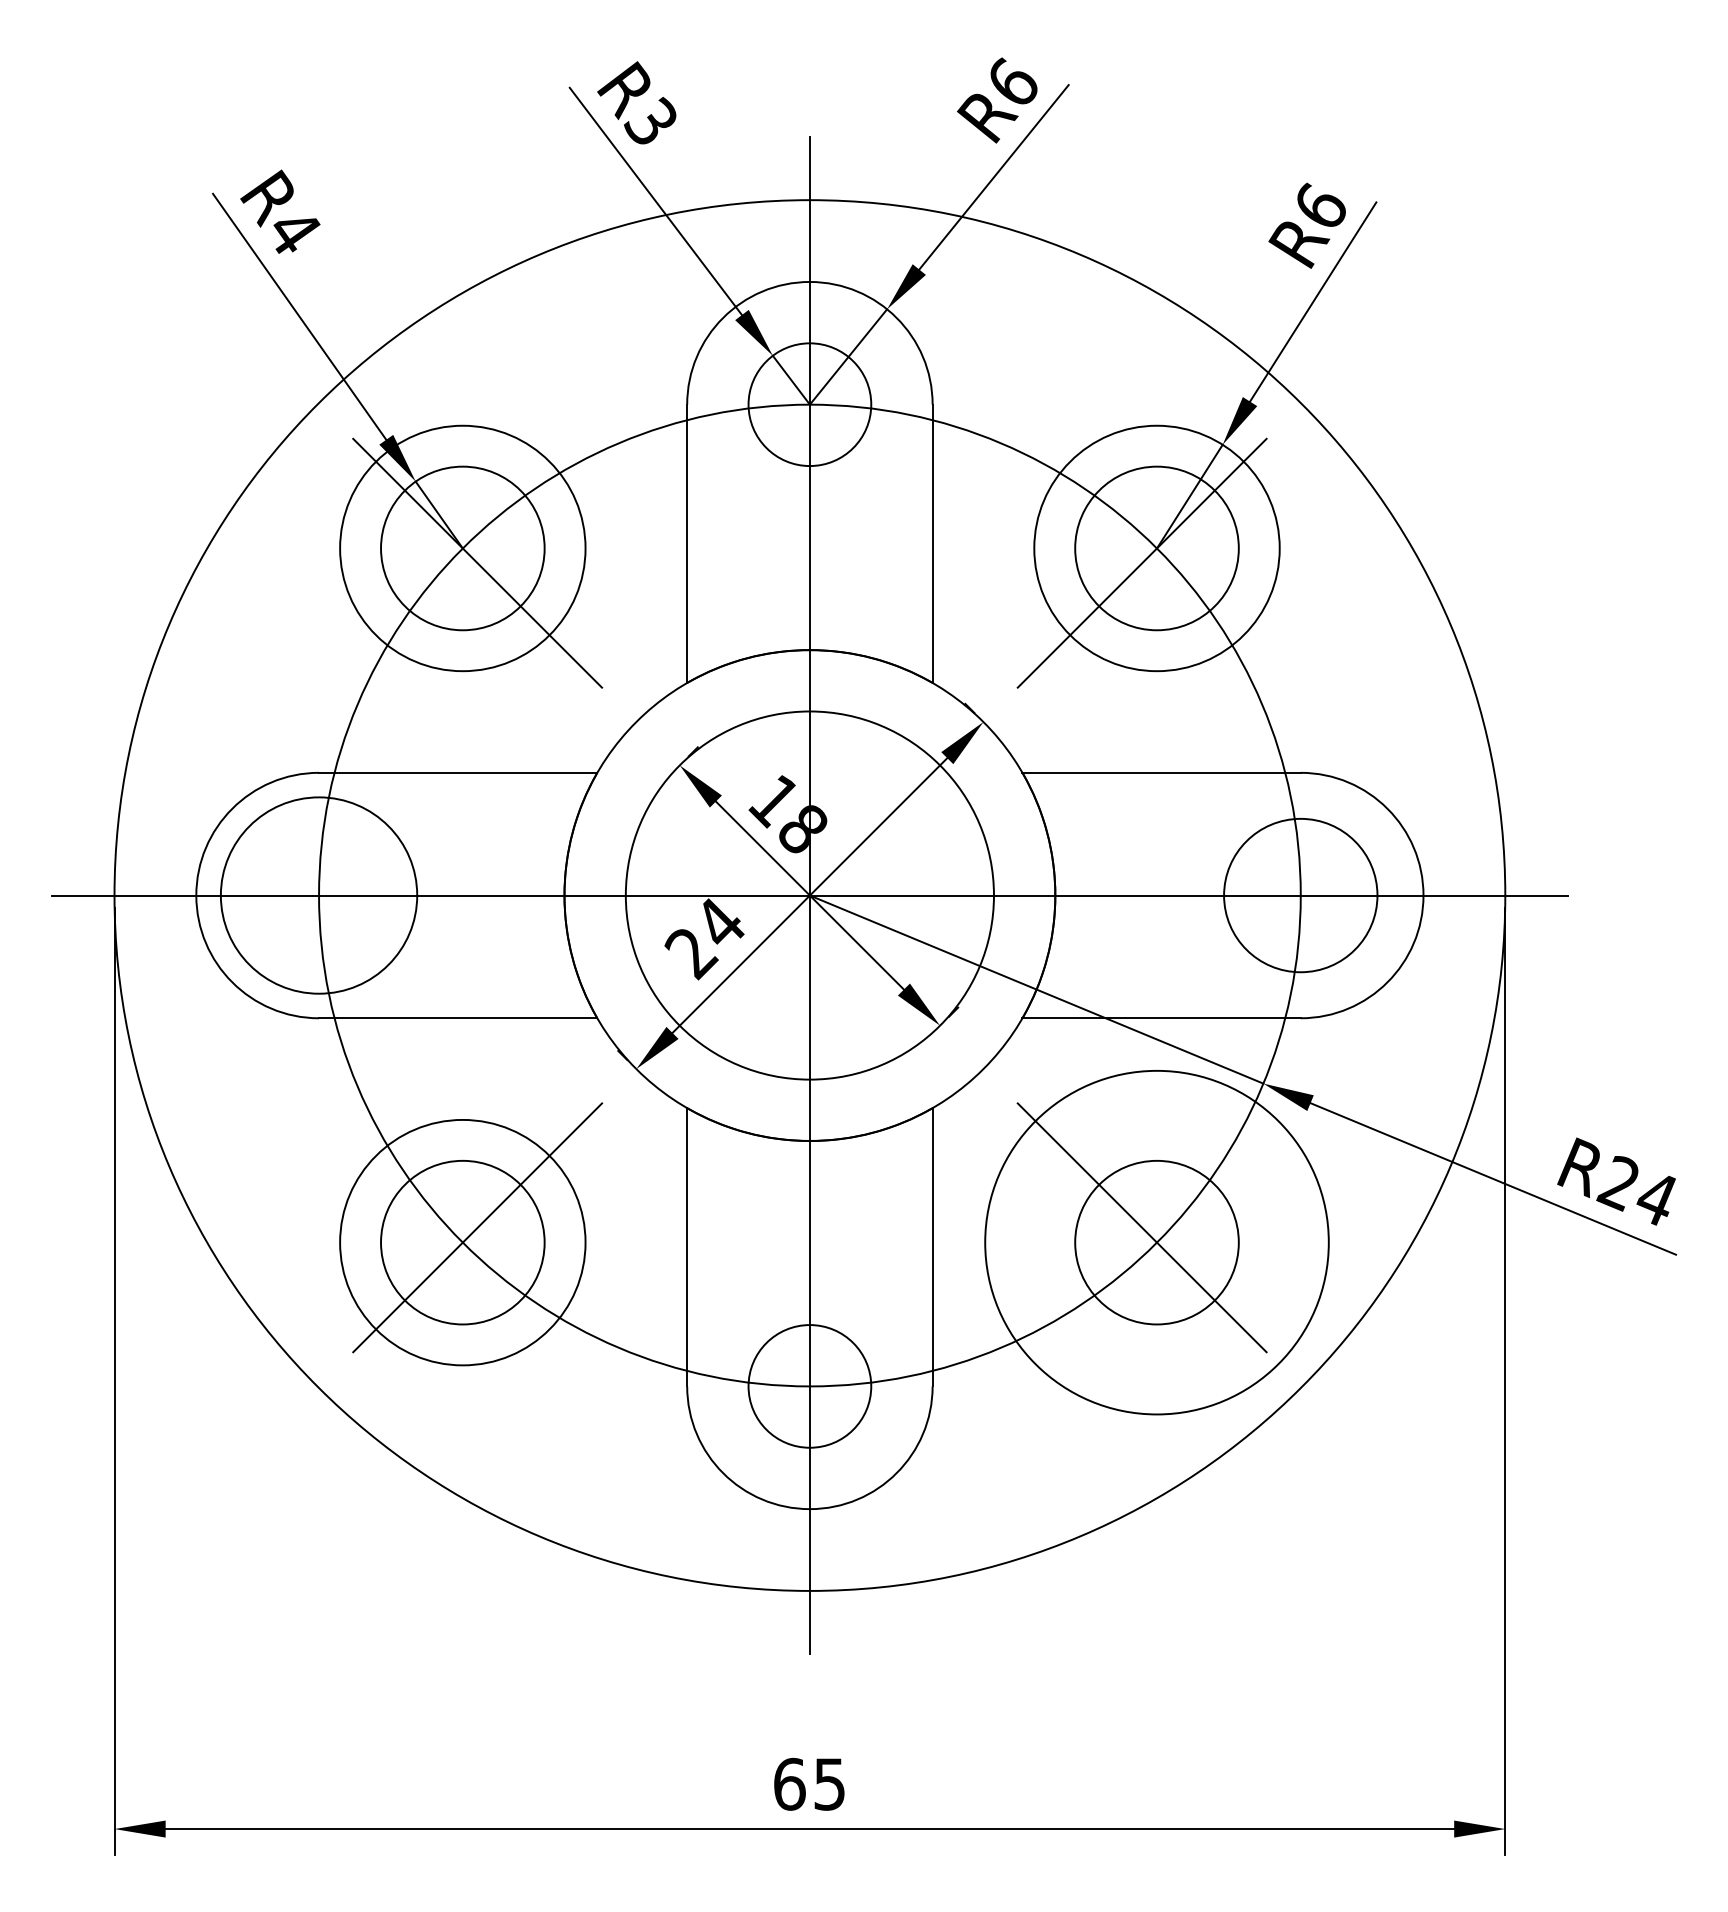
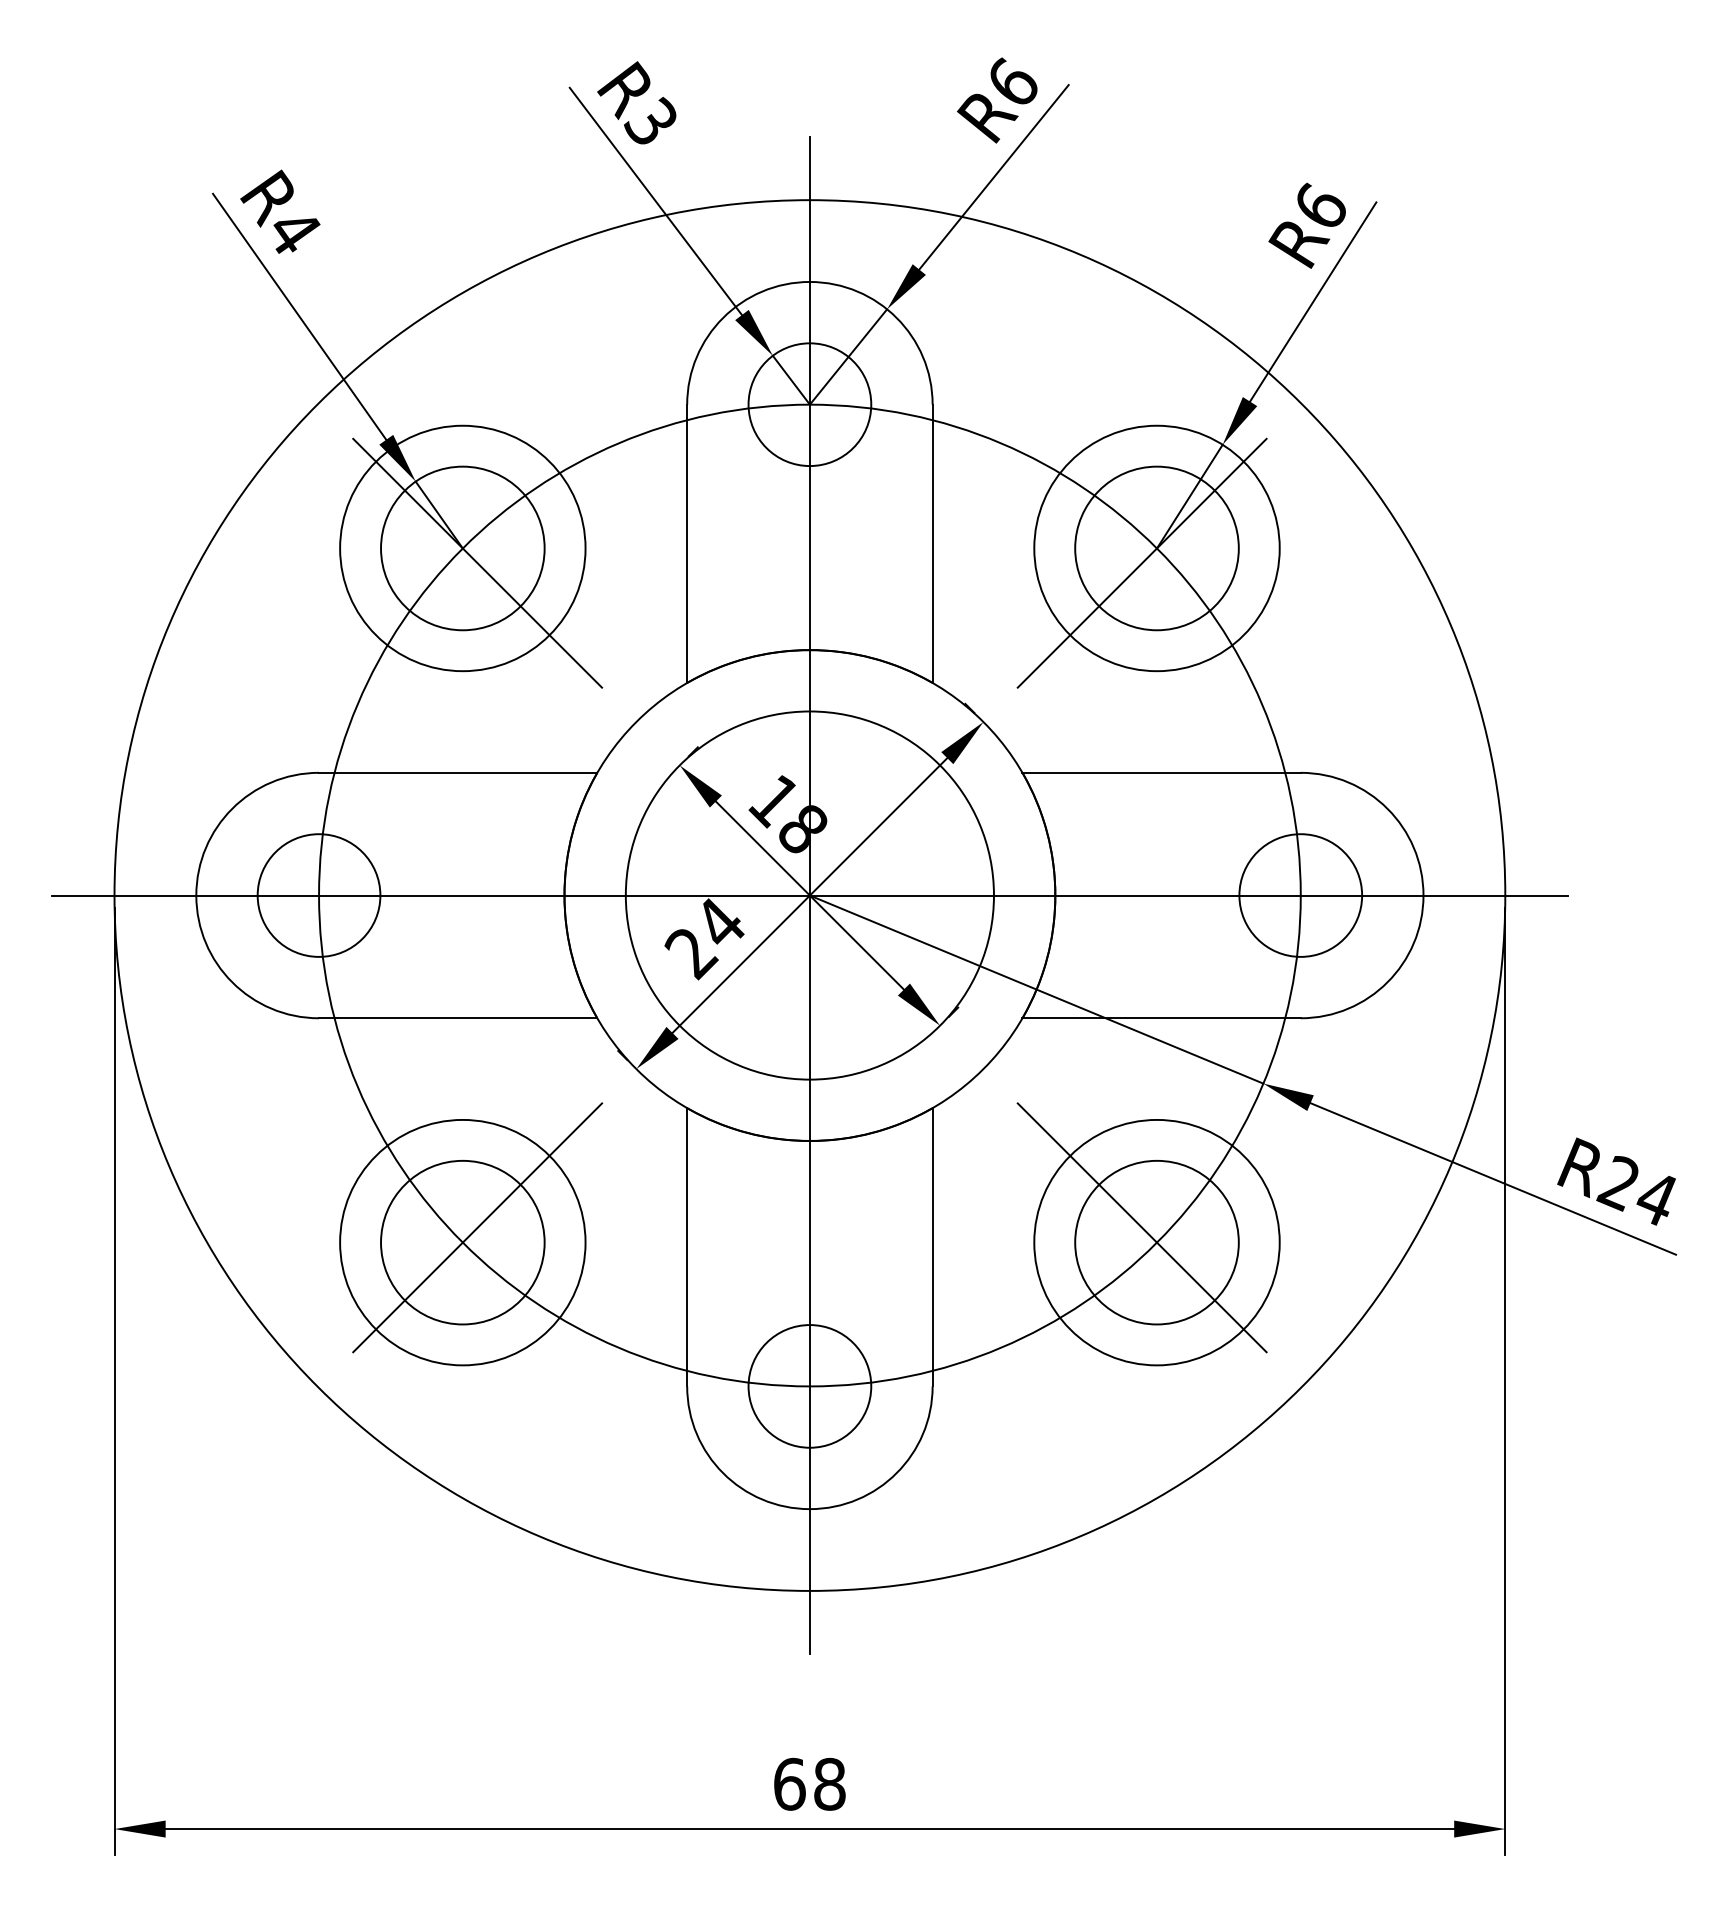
circle diameter: 196 px -> 123 px (318, 895)
circle diameter: 153 px -> 123 px (1300, 895)
circle diameter: 344 px -> 245 px (1156, 1242)
text: 65 -> 68 (829, 1783)
